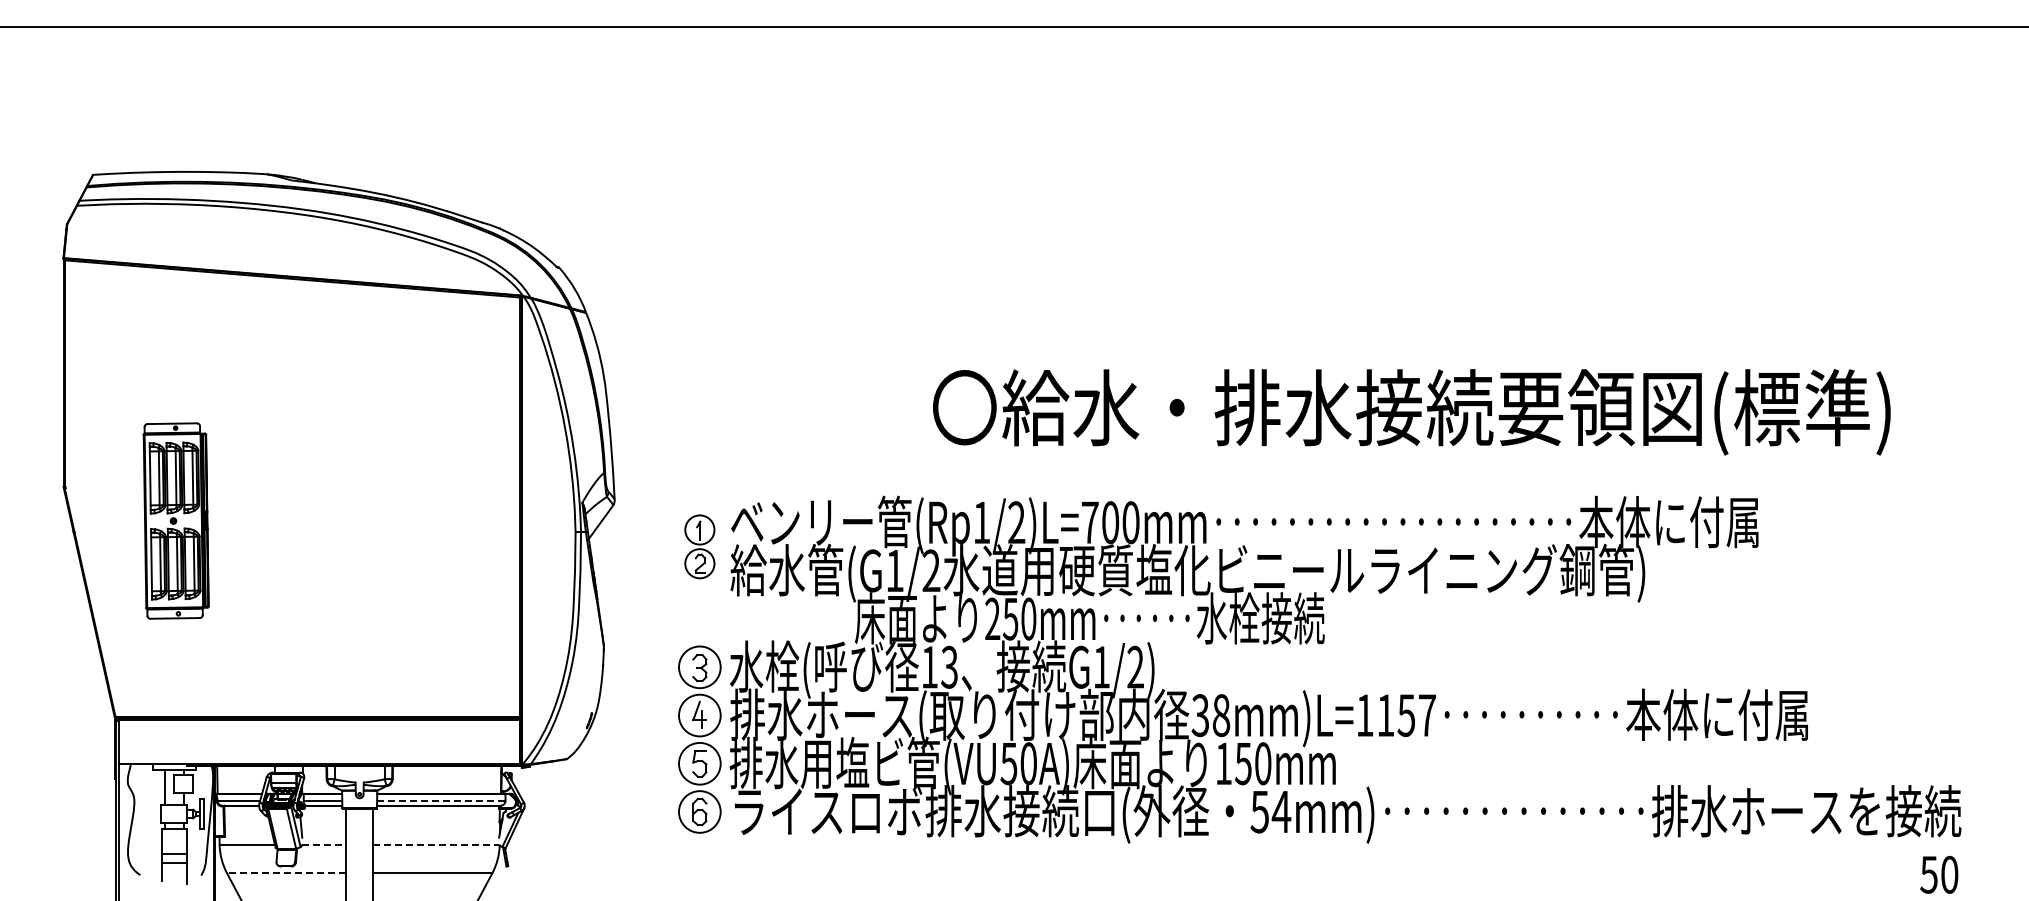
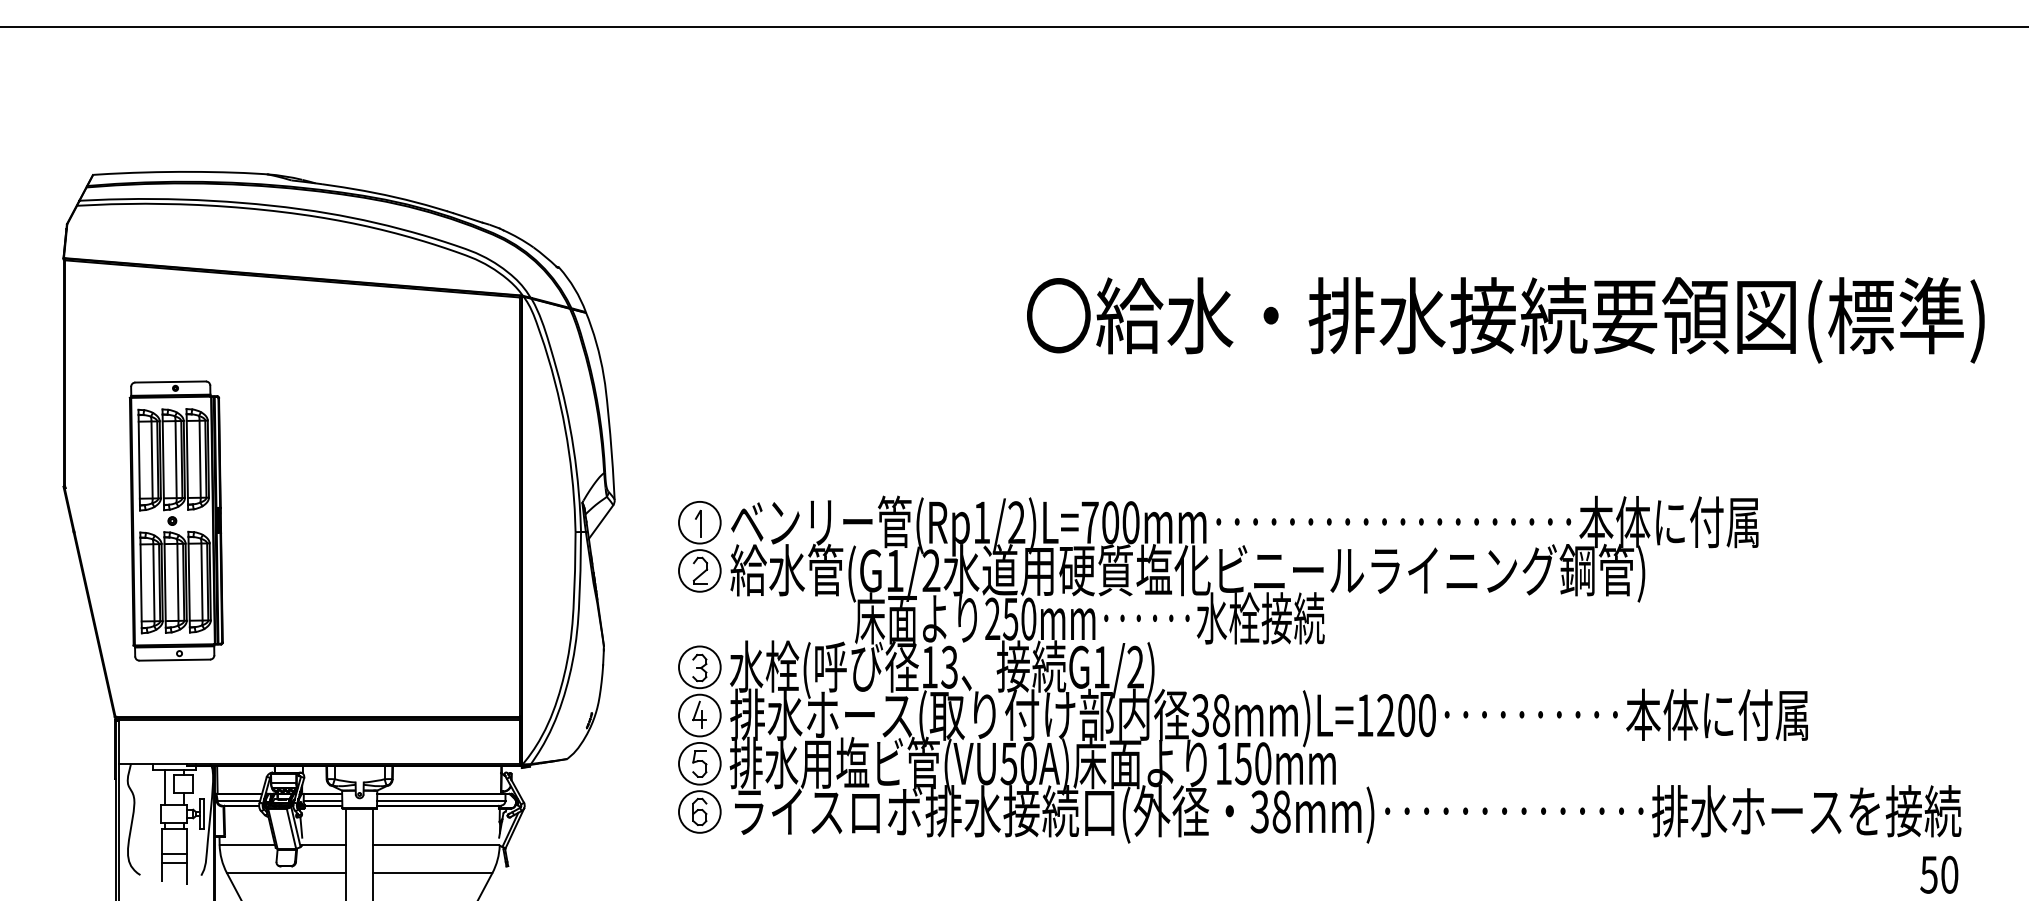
text position: (1411, 412) -> (1505, 320) (1505, 320)
part size: 68x198 px -> 96x282 px (175, 520)
part size: 32x66 px -> 44x92 px (699, 546)
text: 38mm)L=1157 -> 38mm)L=1200 (1406, 715)
line: dashed -> solid (441, 800)
text: 54mm) -> 38mm) (1270, 811)
line: dashed -> solid (324, 844)
line: dashed -> solid (436, 844)
line: dashed -> solid (286, 873)
